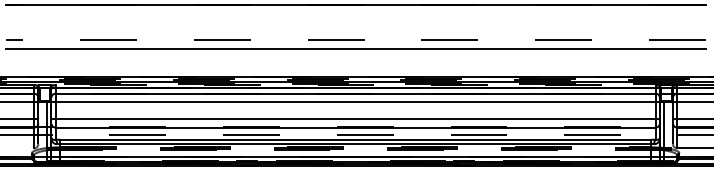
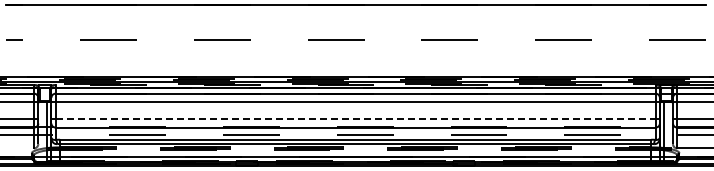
line: present -> none (355, 48)
line: solid -> dashed (355, 119)
